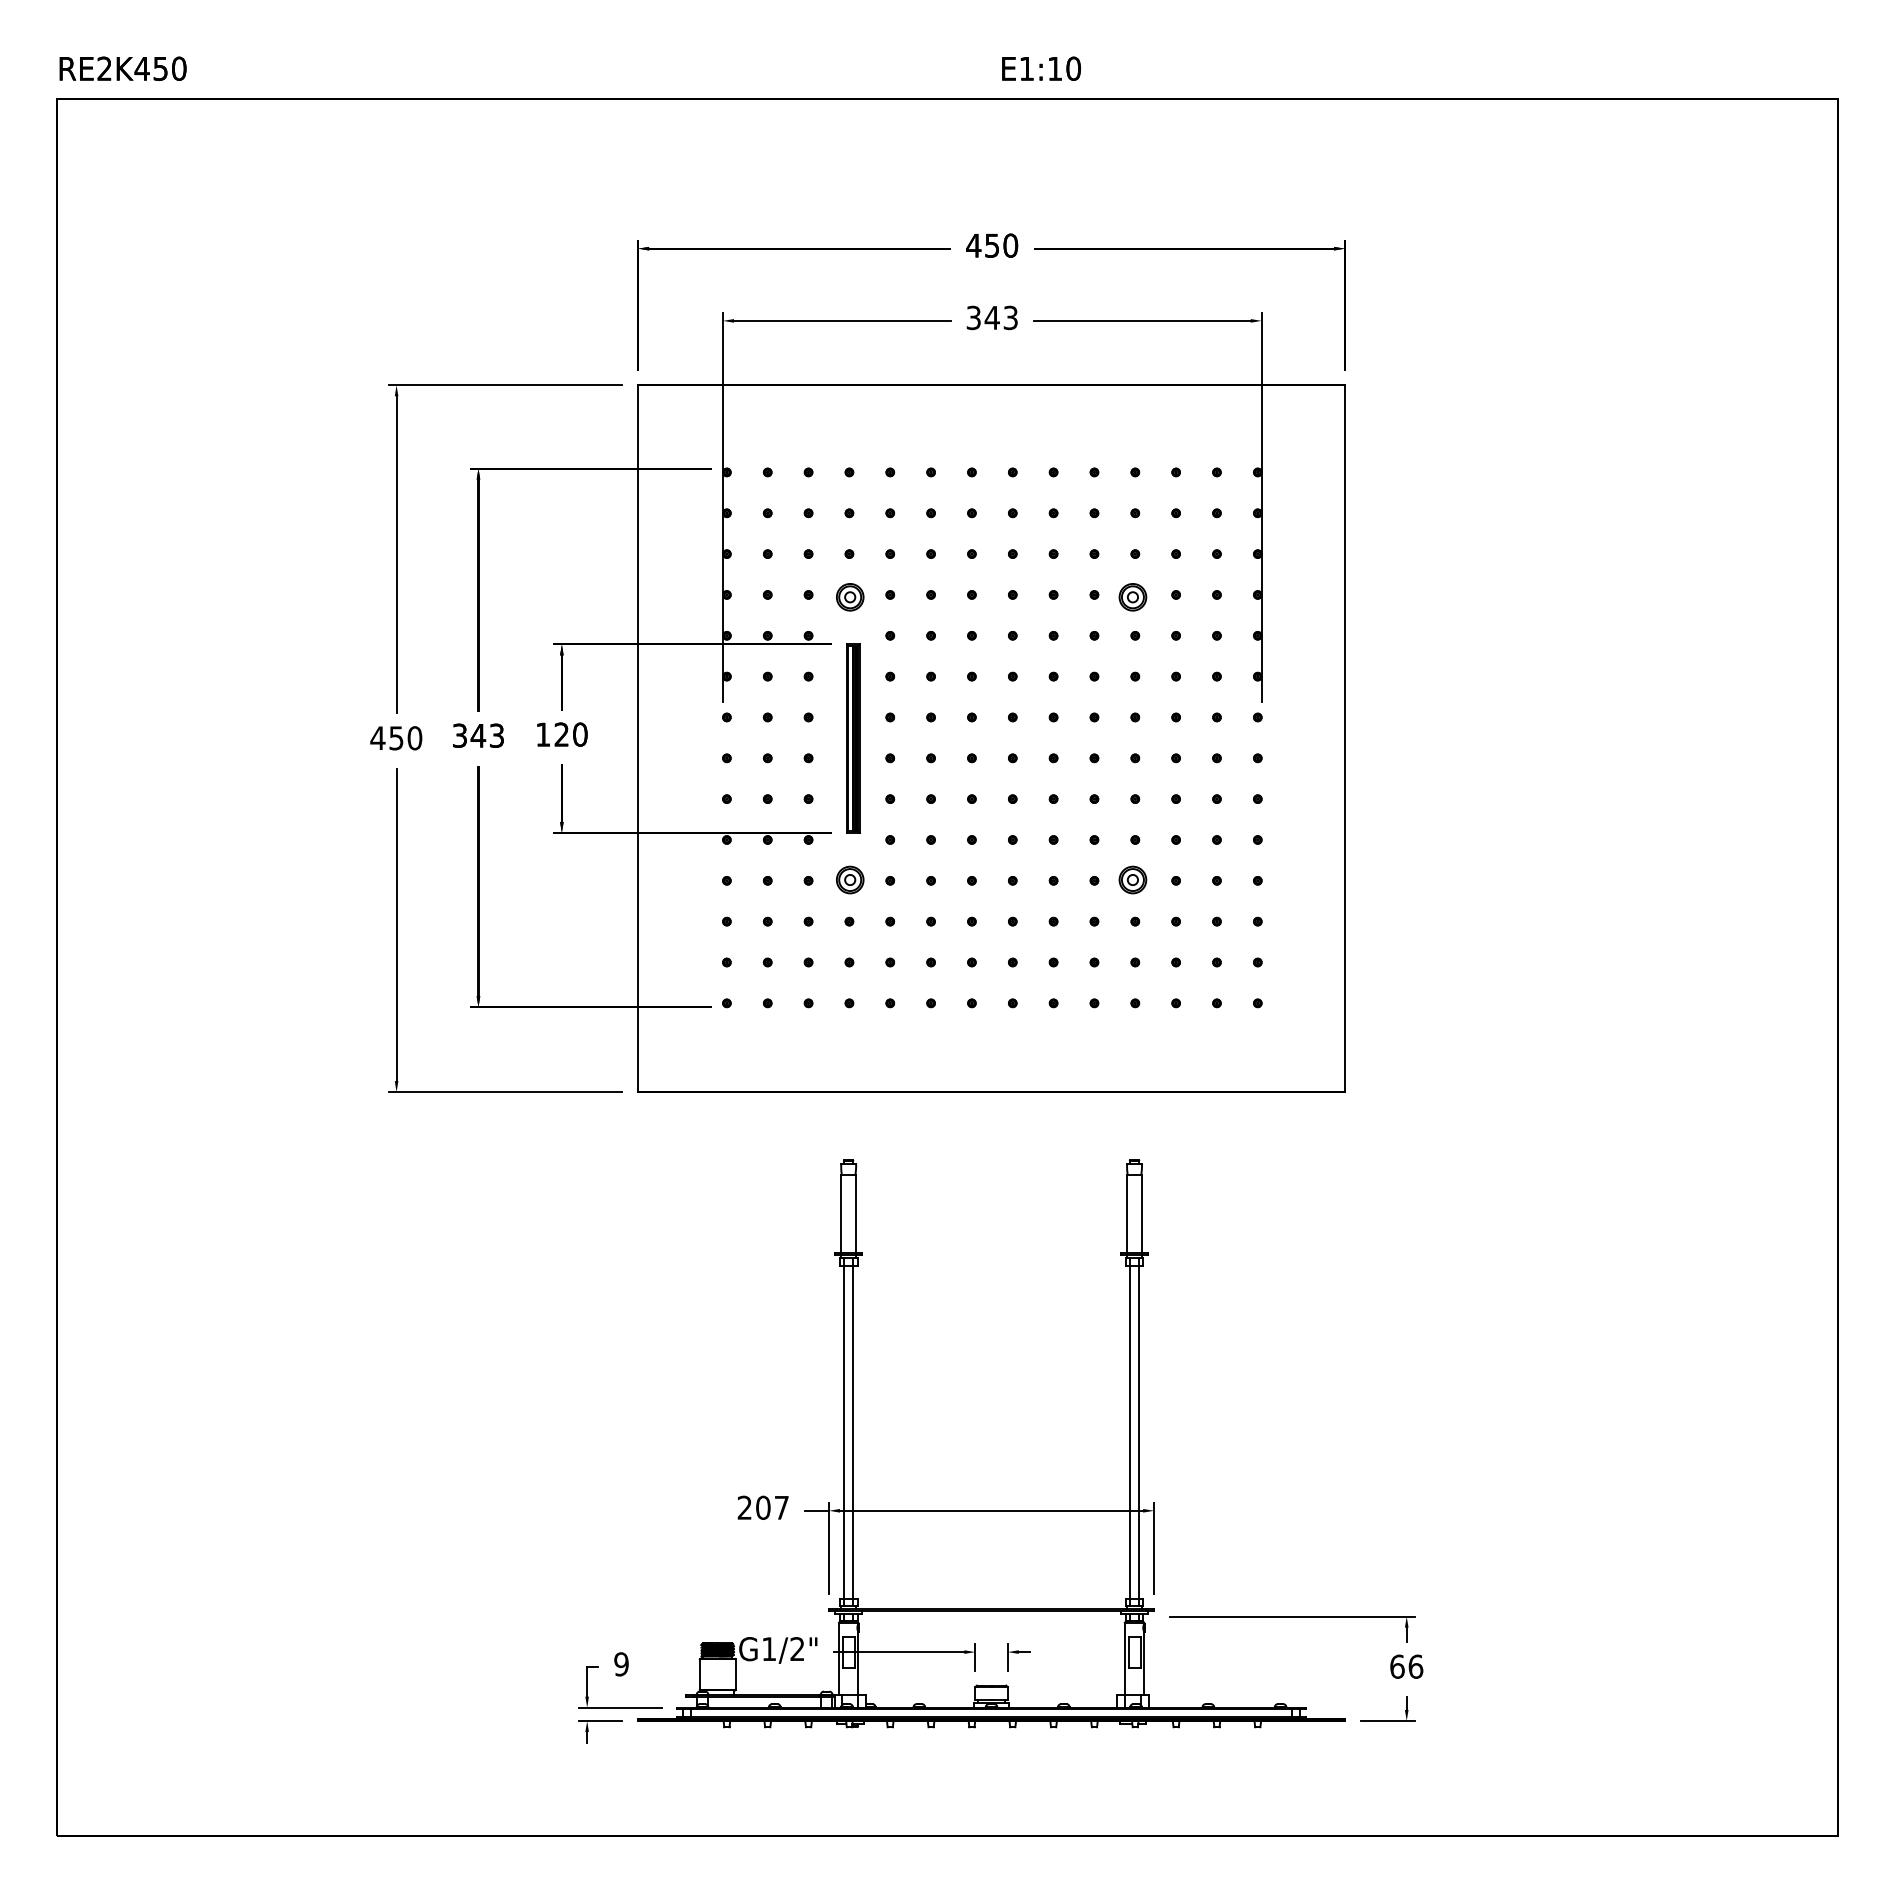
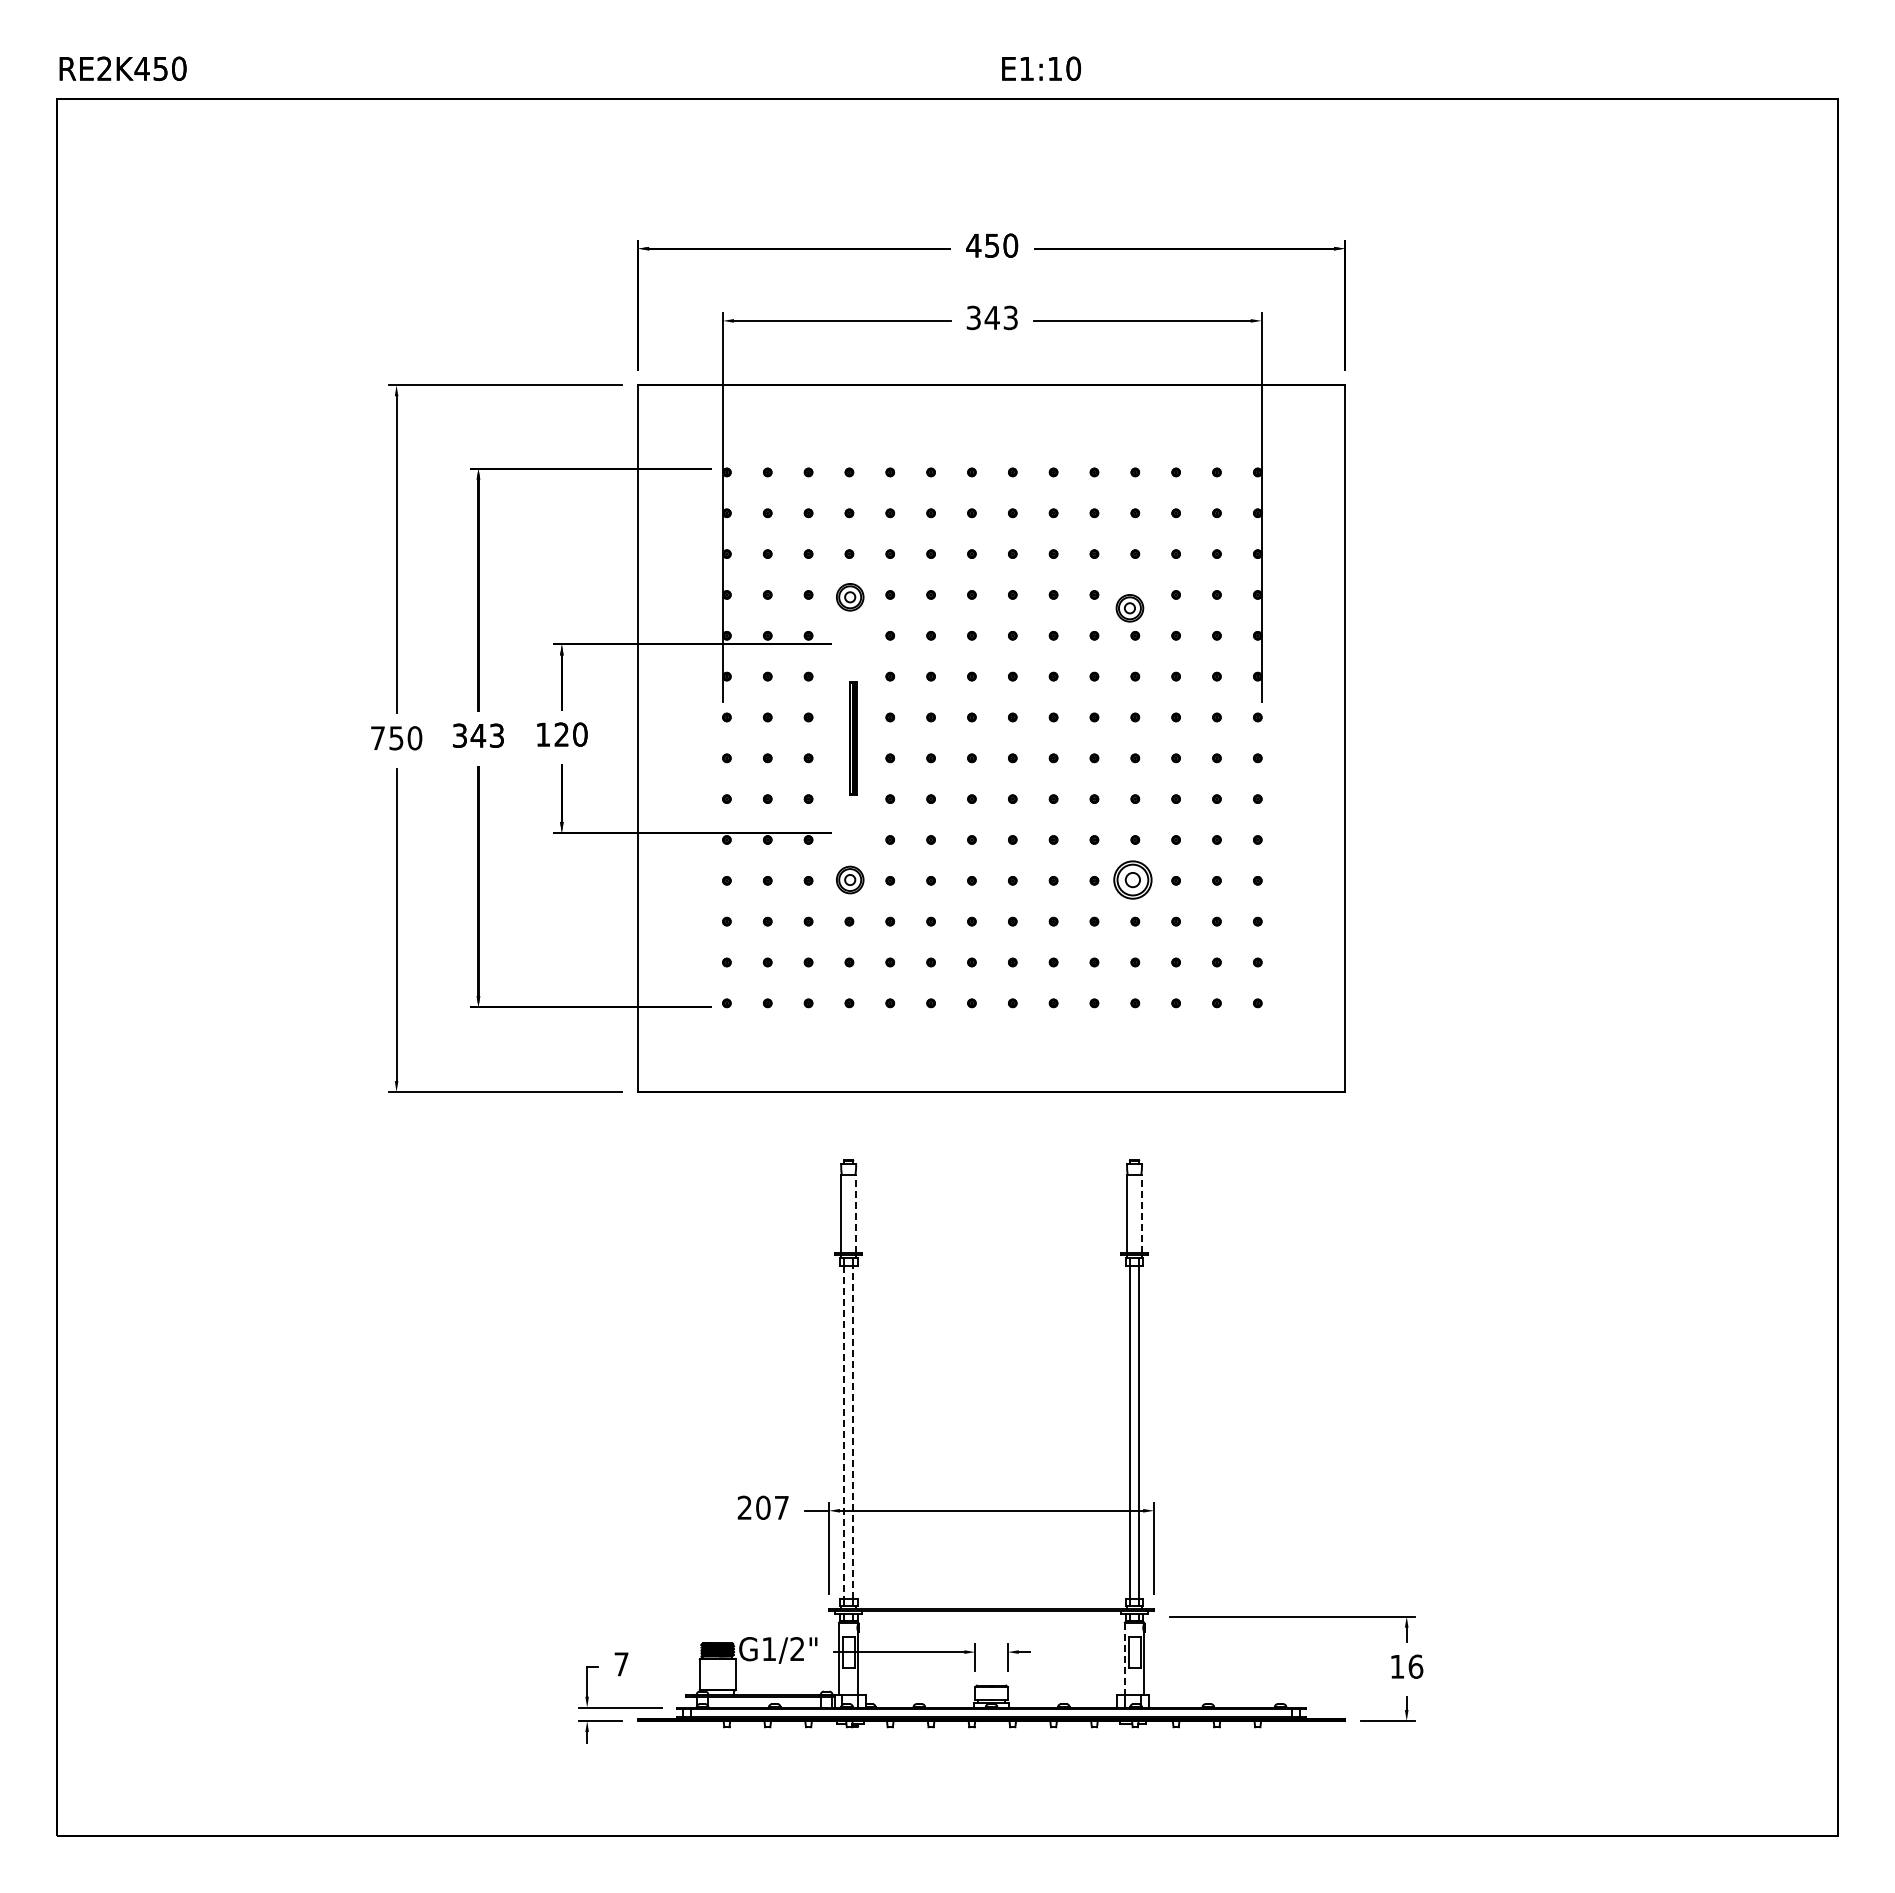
part position: (1132, 597) -> (1129, 608) (1129, 608)
text: 450 -> 750 (377, 737)
part size: 15x191 px -> 9x115 px (853, 738)
part size: 30x30 px -> 40x40 px (1132, 879)
line: solid -> dashed (856, 1213)
line: solid -> dashed (1141, 1213)
line: solid -> dashed (853, 1431)
line: solid -> dashed (844, 1432)
line: solid -> dashed (1124, 1659)
text: 9 -> 7 (621, 1664)
text: 66 -> 16 (1397, 1666)
